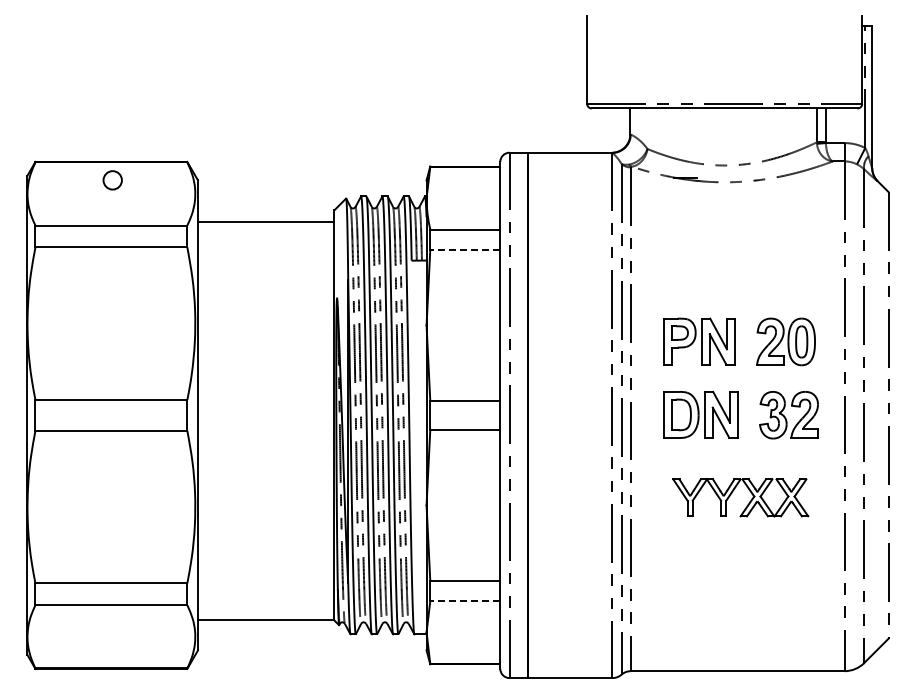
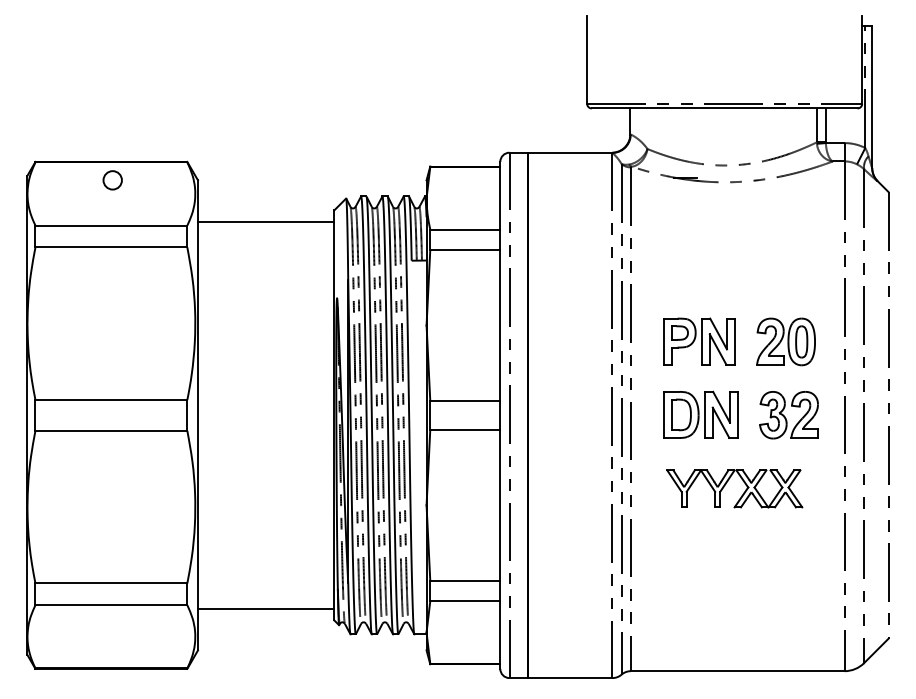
line: dashed -> solid (464, 249)
part position: (732, 493) -> (726, 484) (726, 484)
line: dashed -> solid (464, 601)
line position: (265, 619) -> (265, 608) (265, 608)
